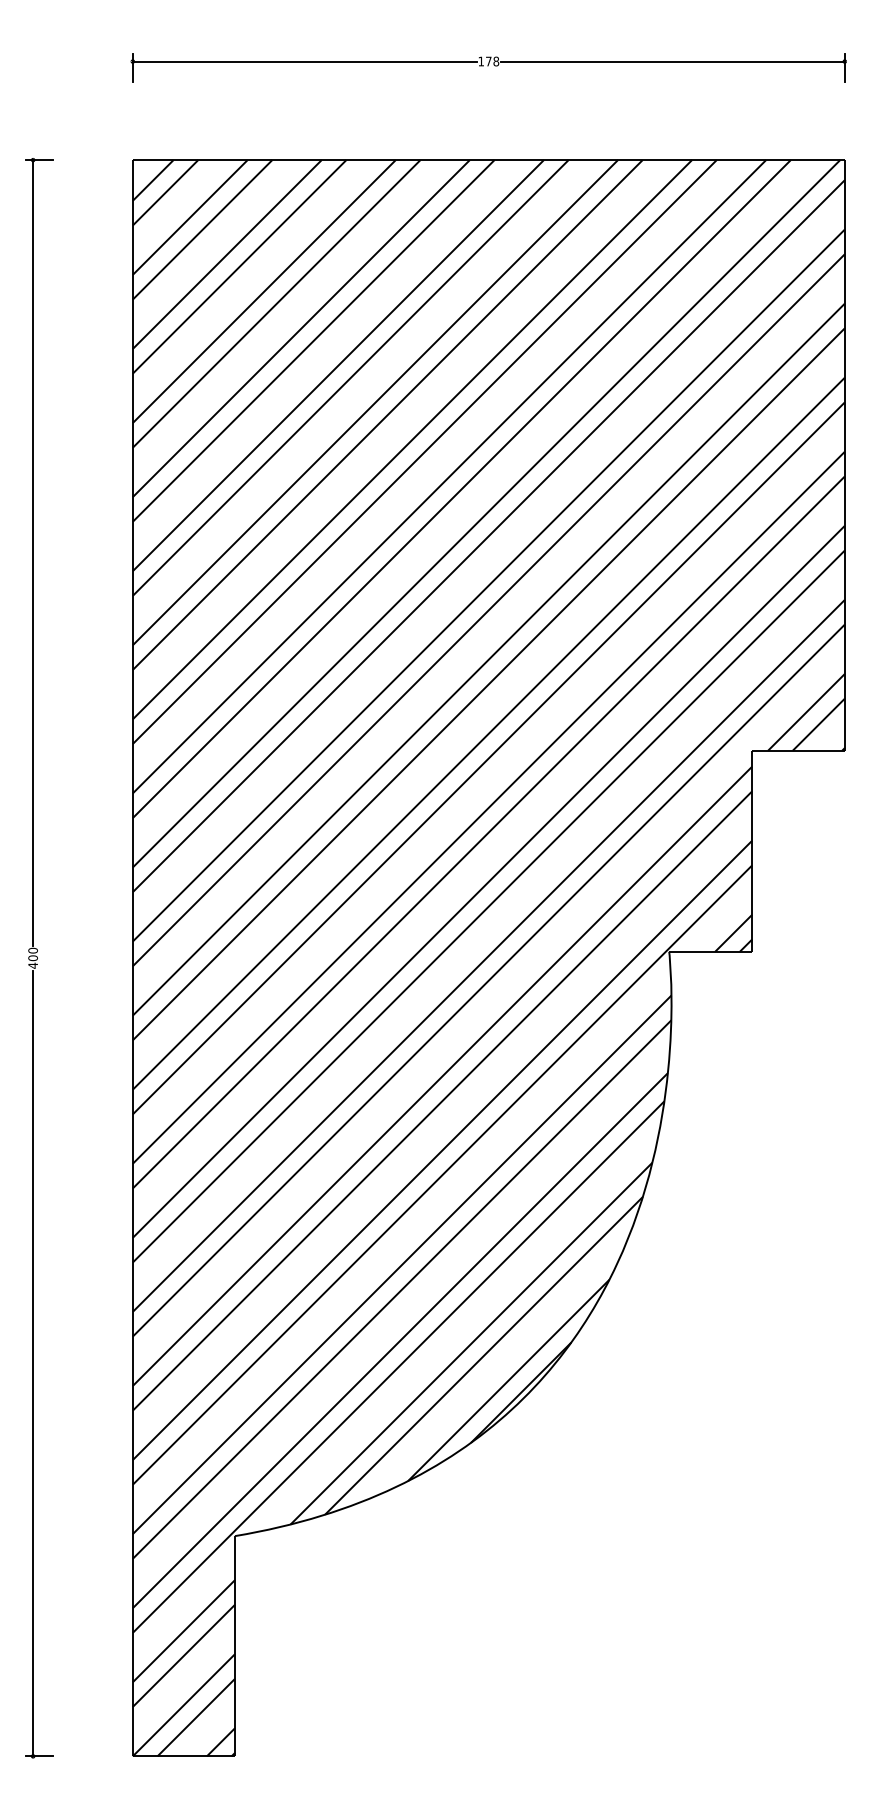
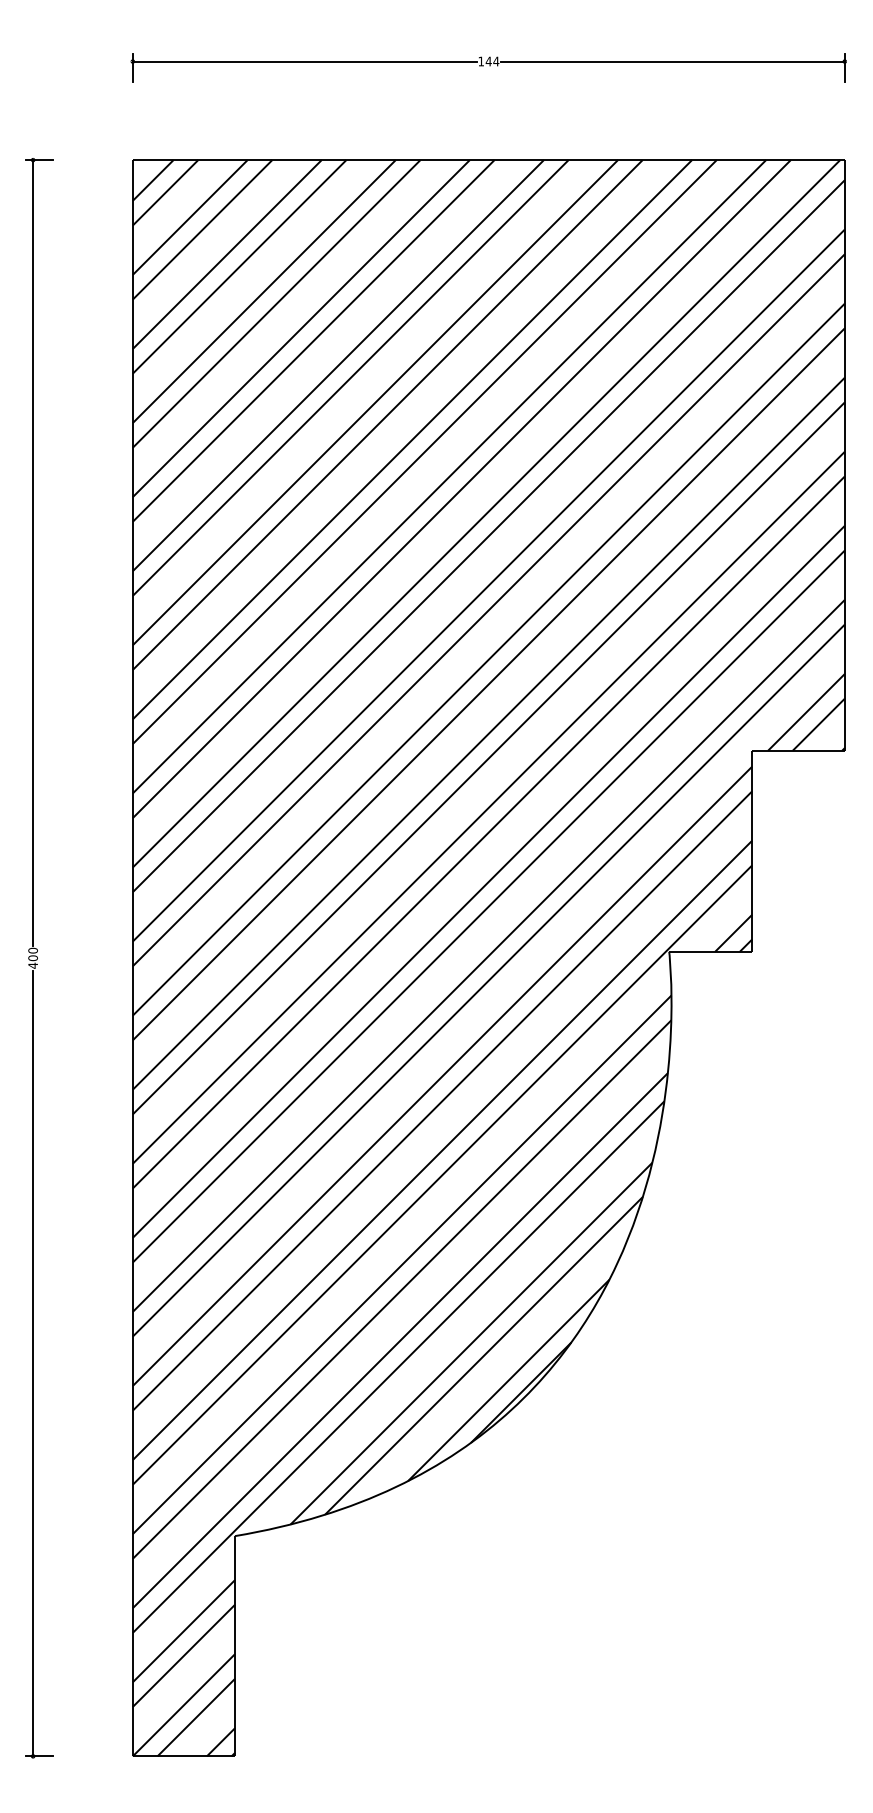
text: 178 -> 144 (492, 61)
